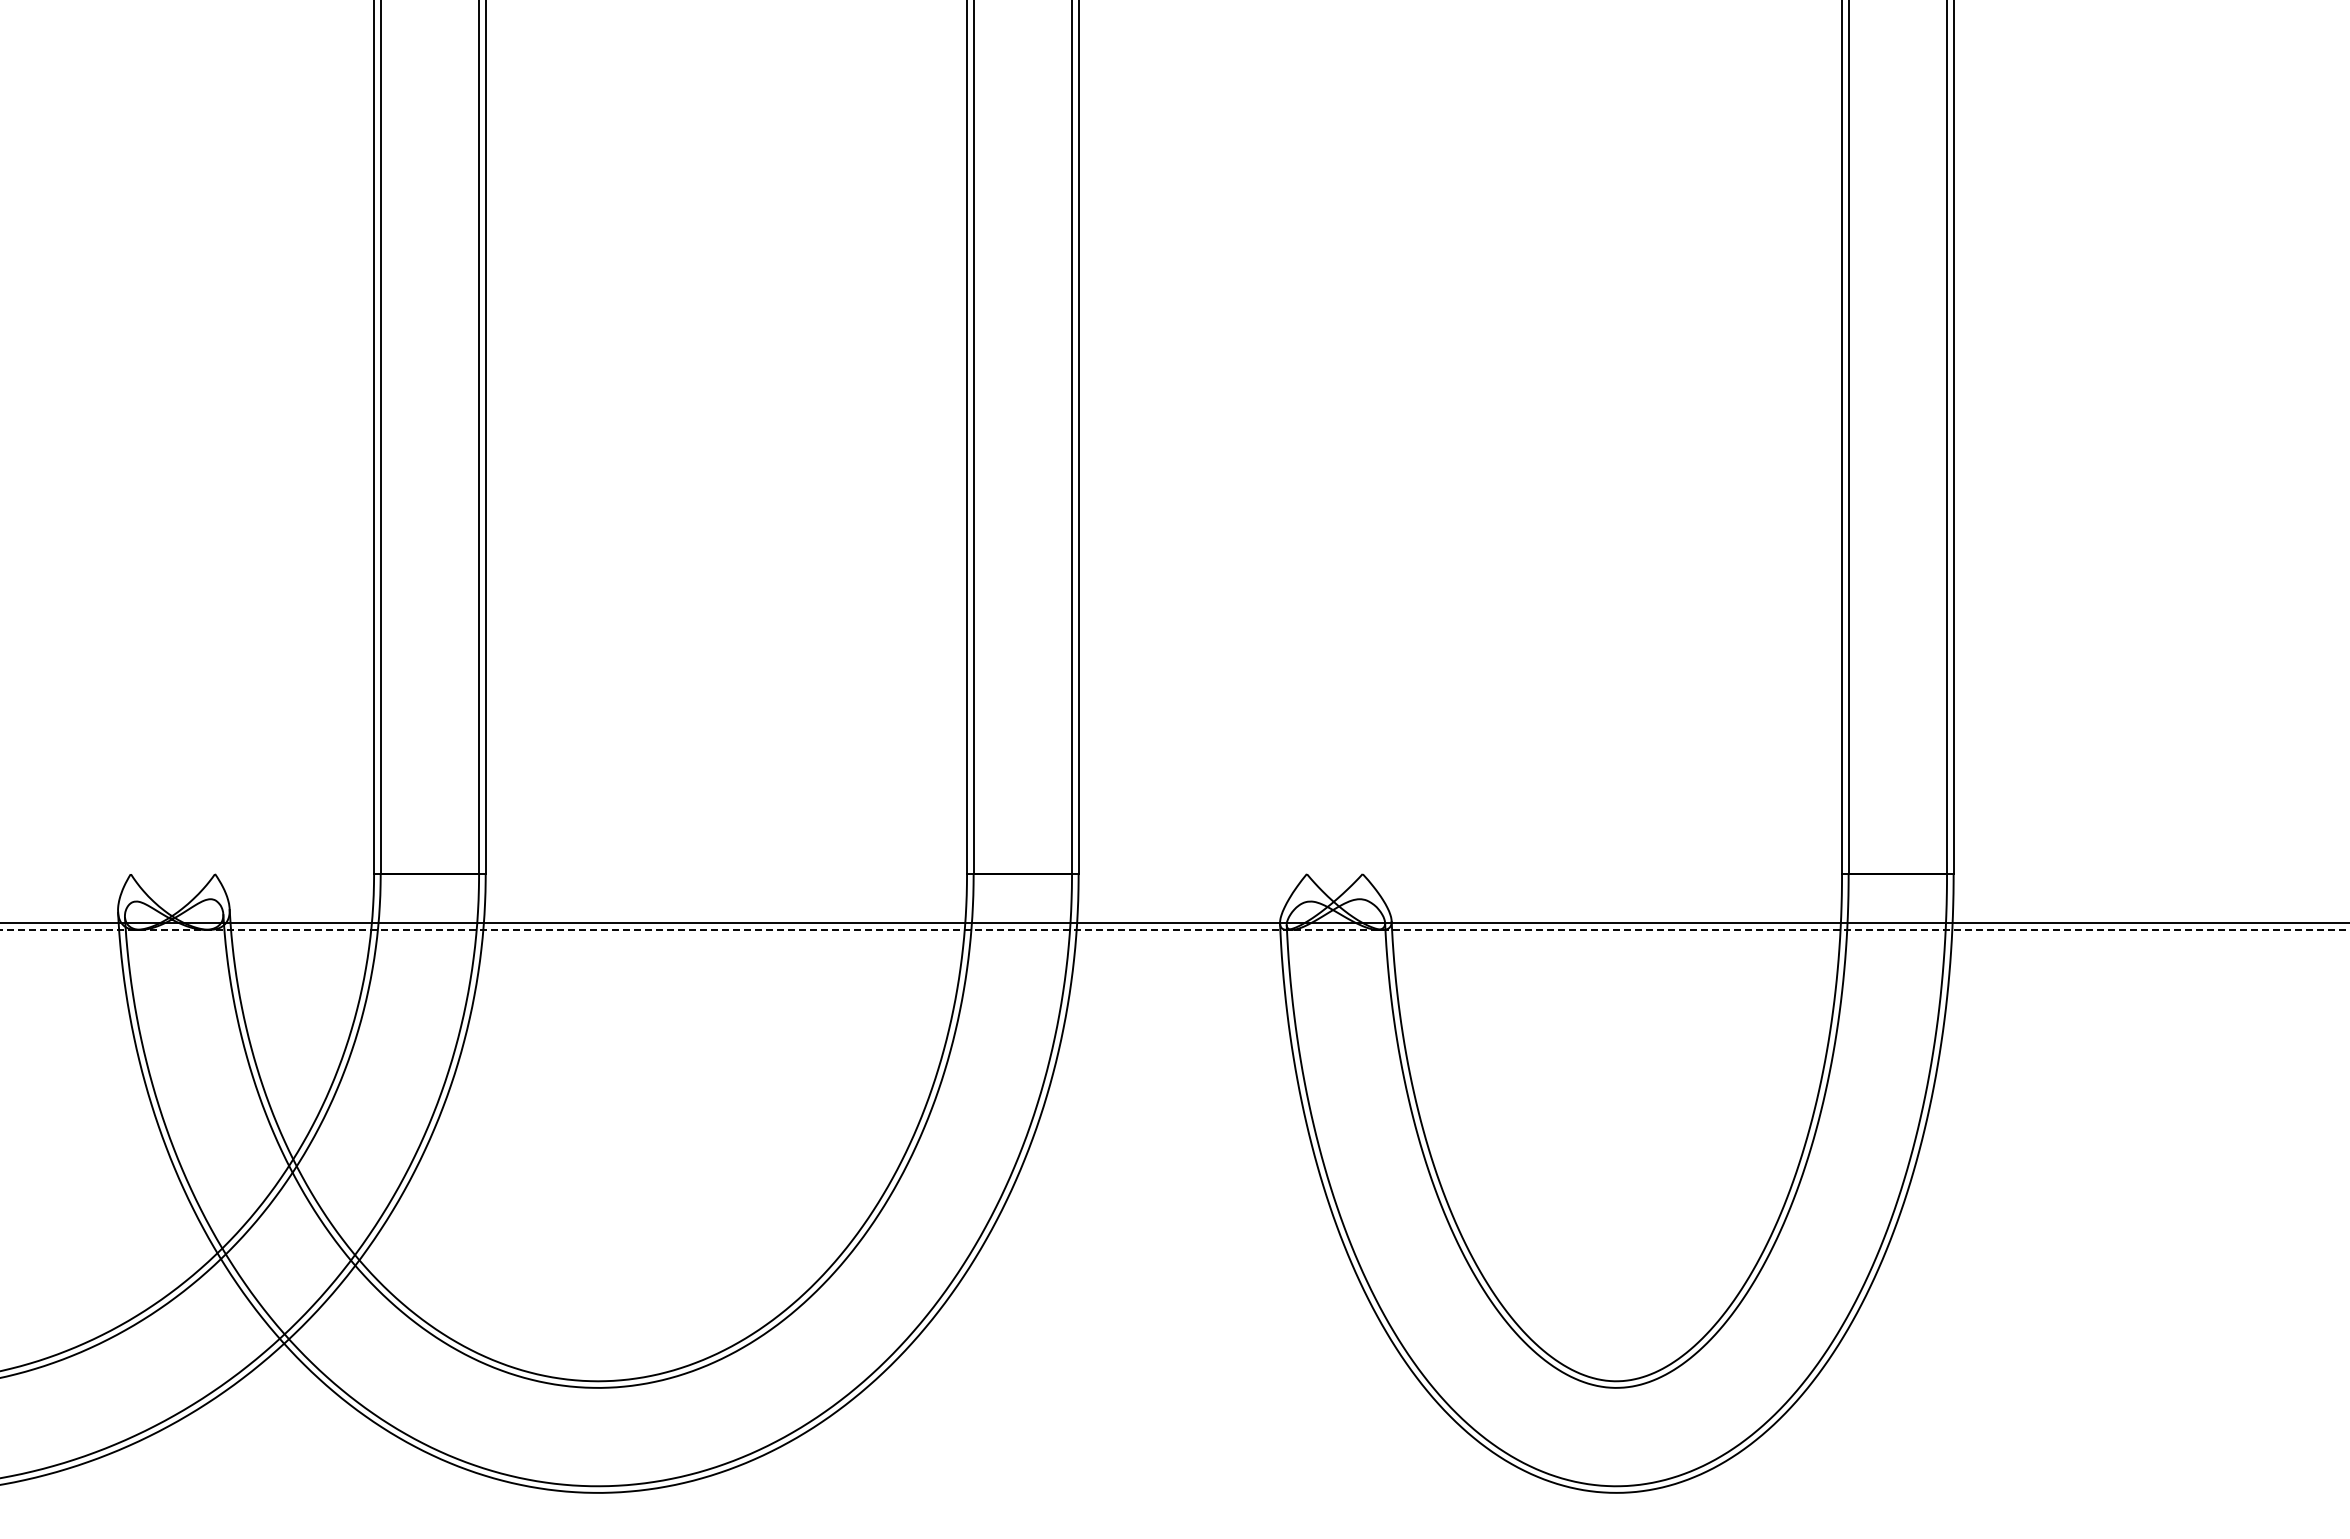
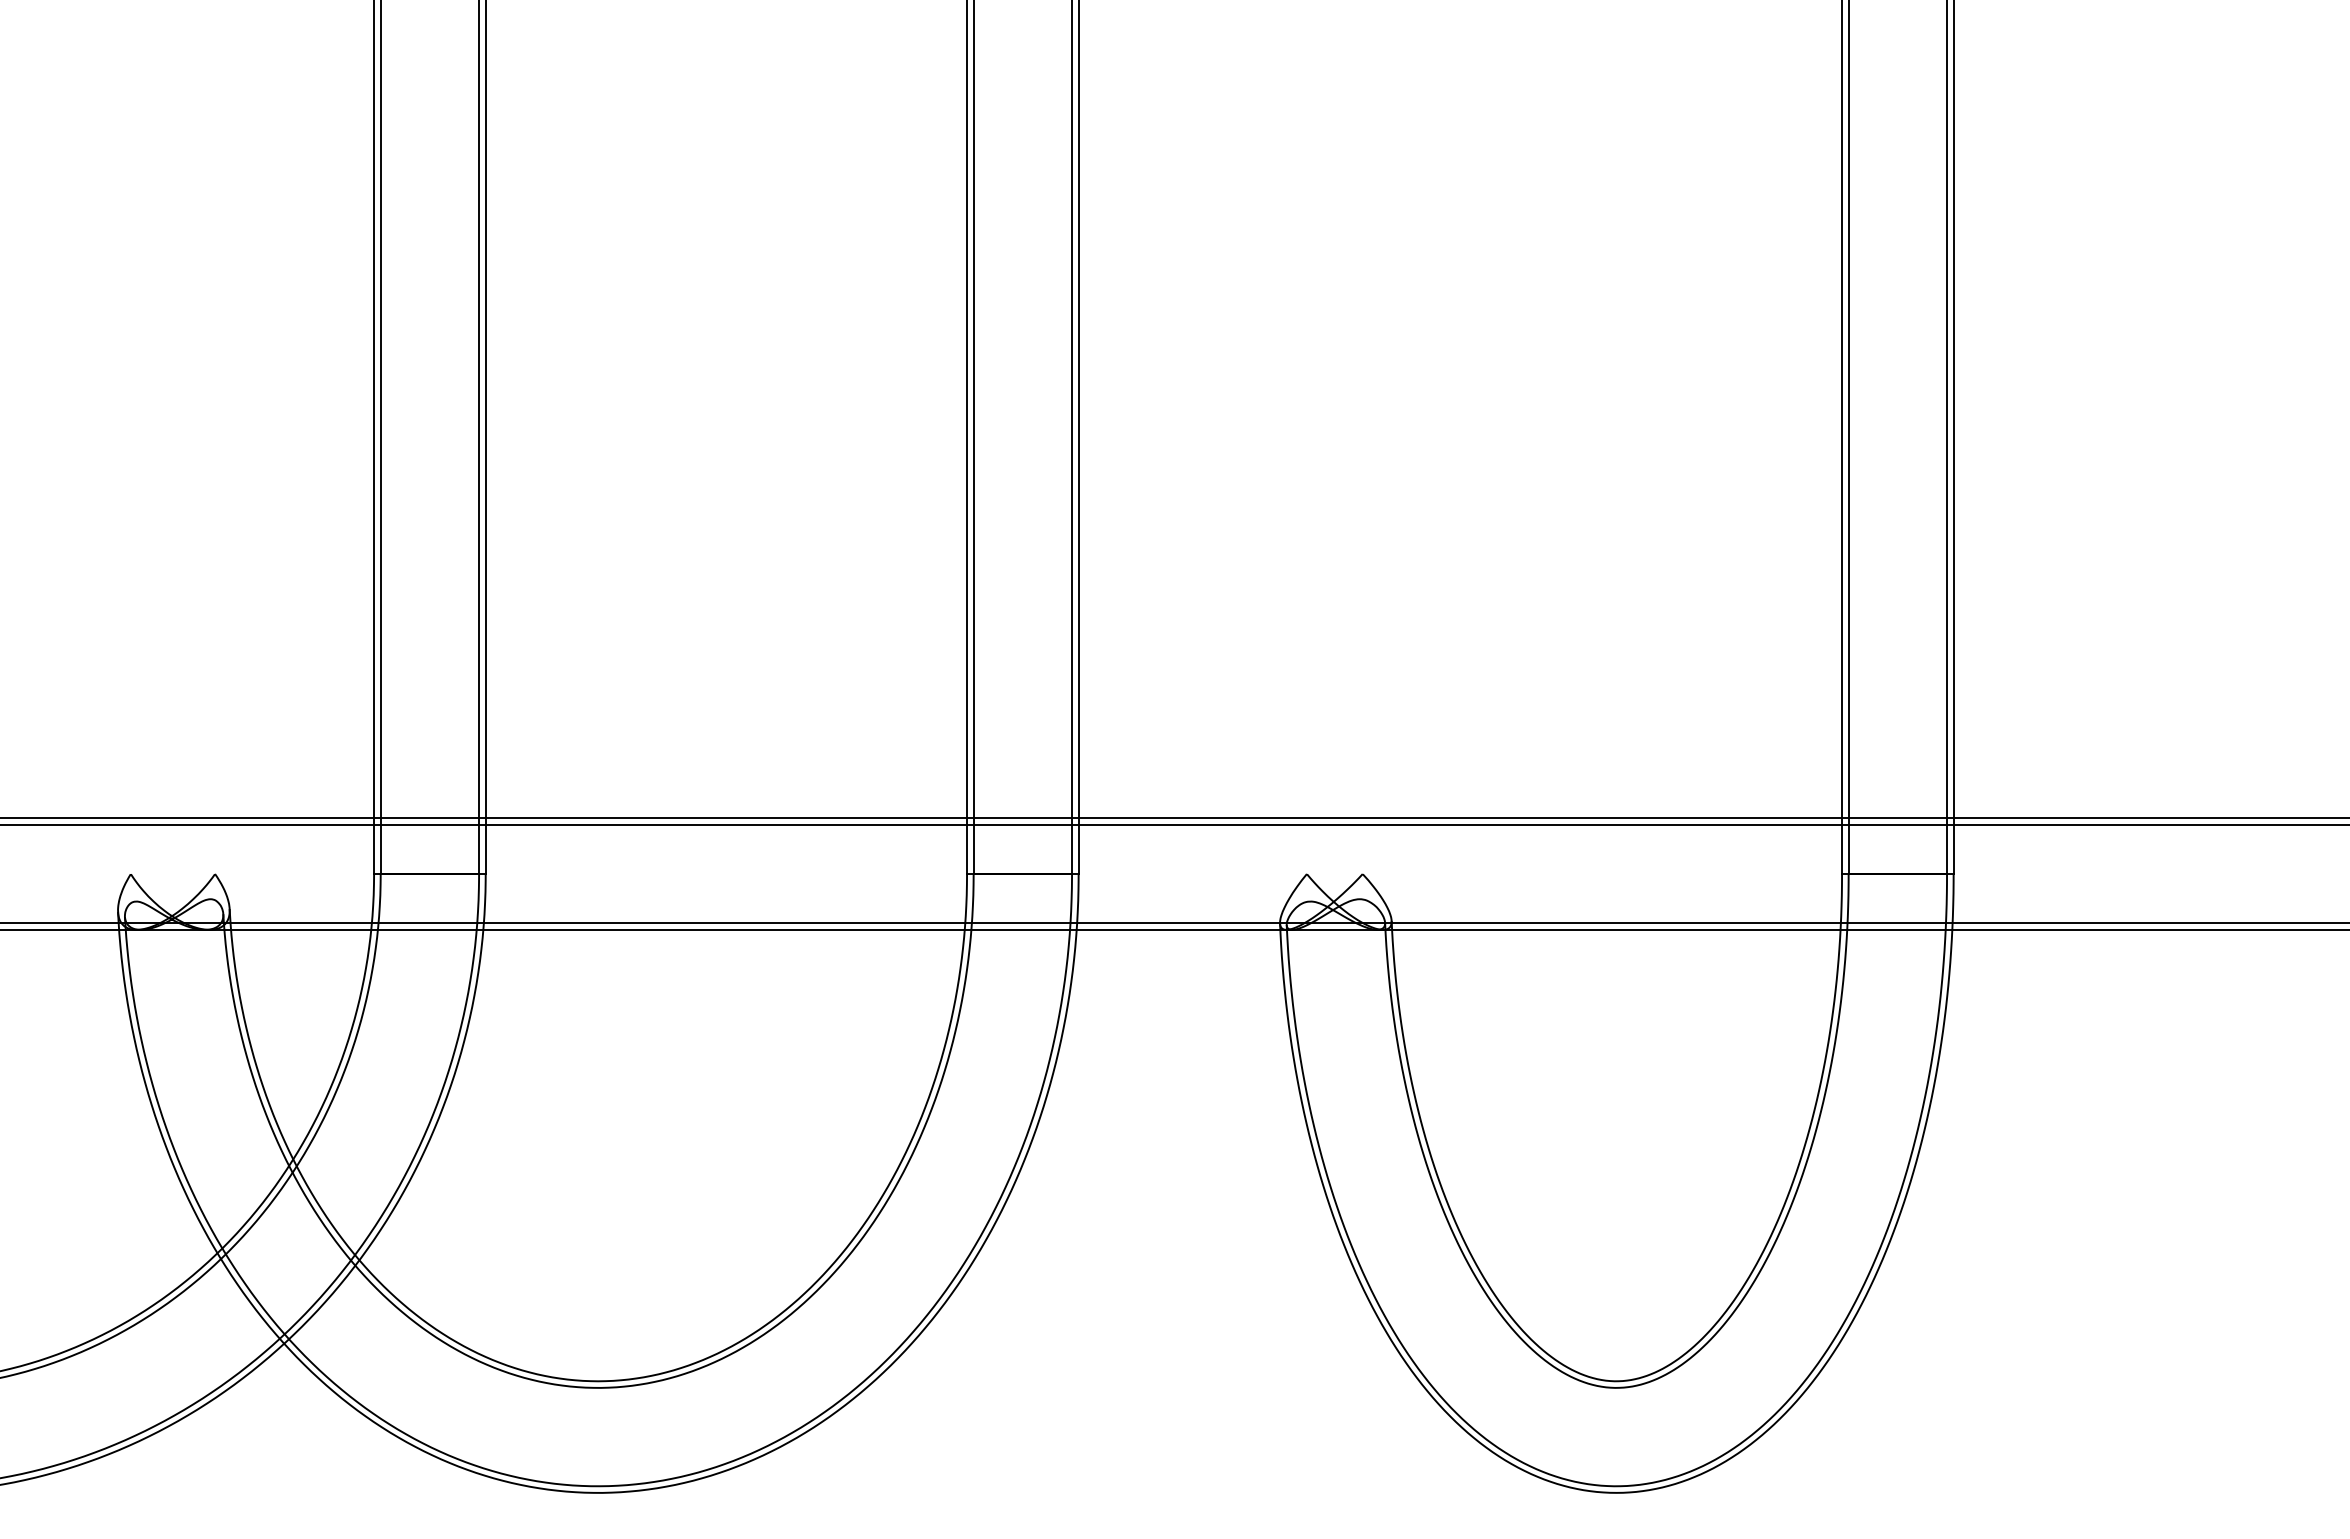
line: none -> present (1174, 818)
line: none -> present (1174, 824)
line: dashed -> solid (1175, 929)
